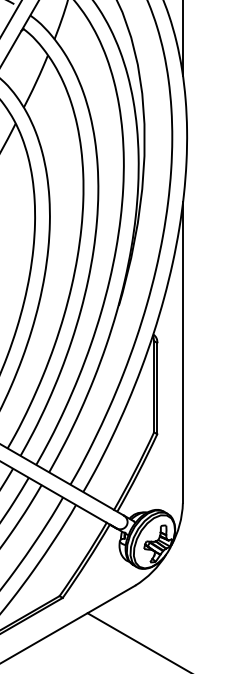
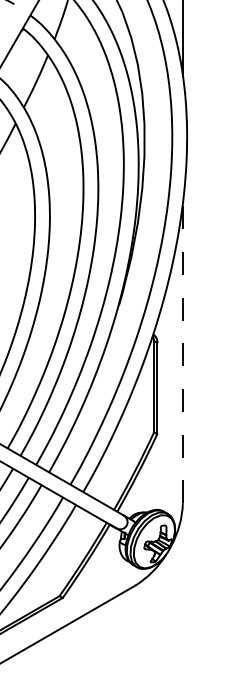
line: present -> none (11, 18)
line: solid -> dashed (182, 352)
line: present -> none (137, 641)
